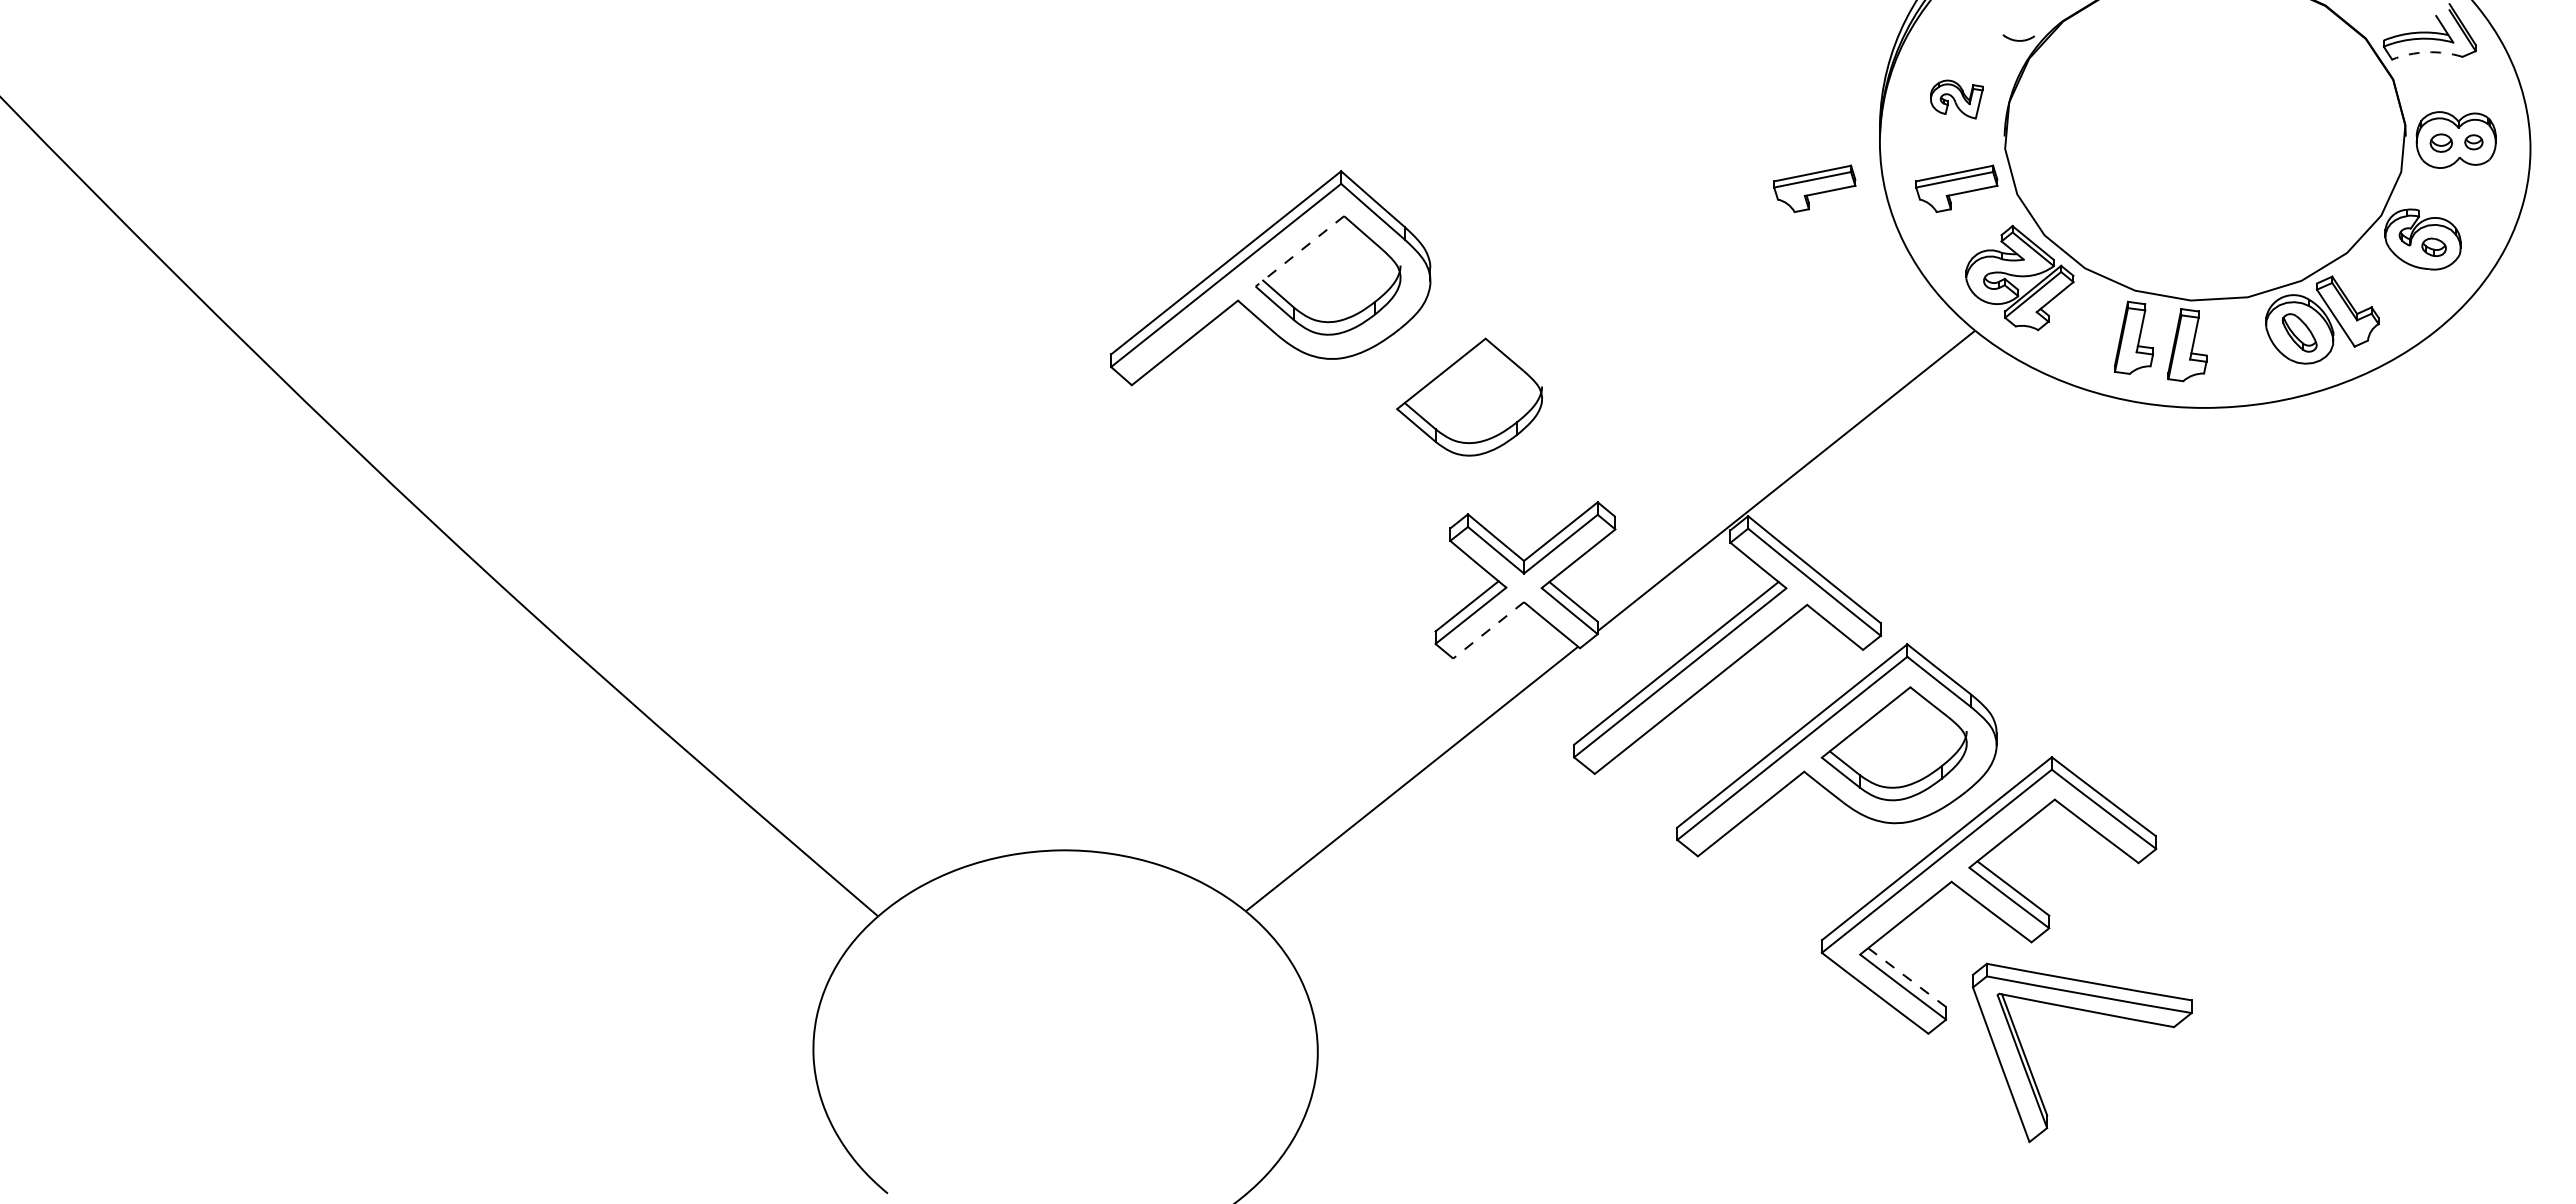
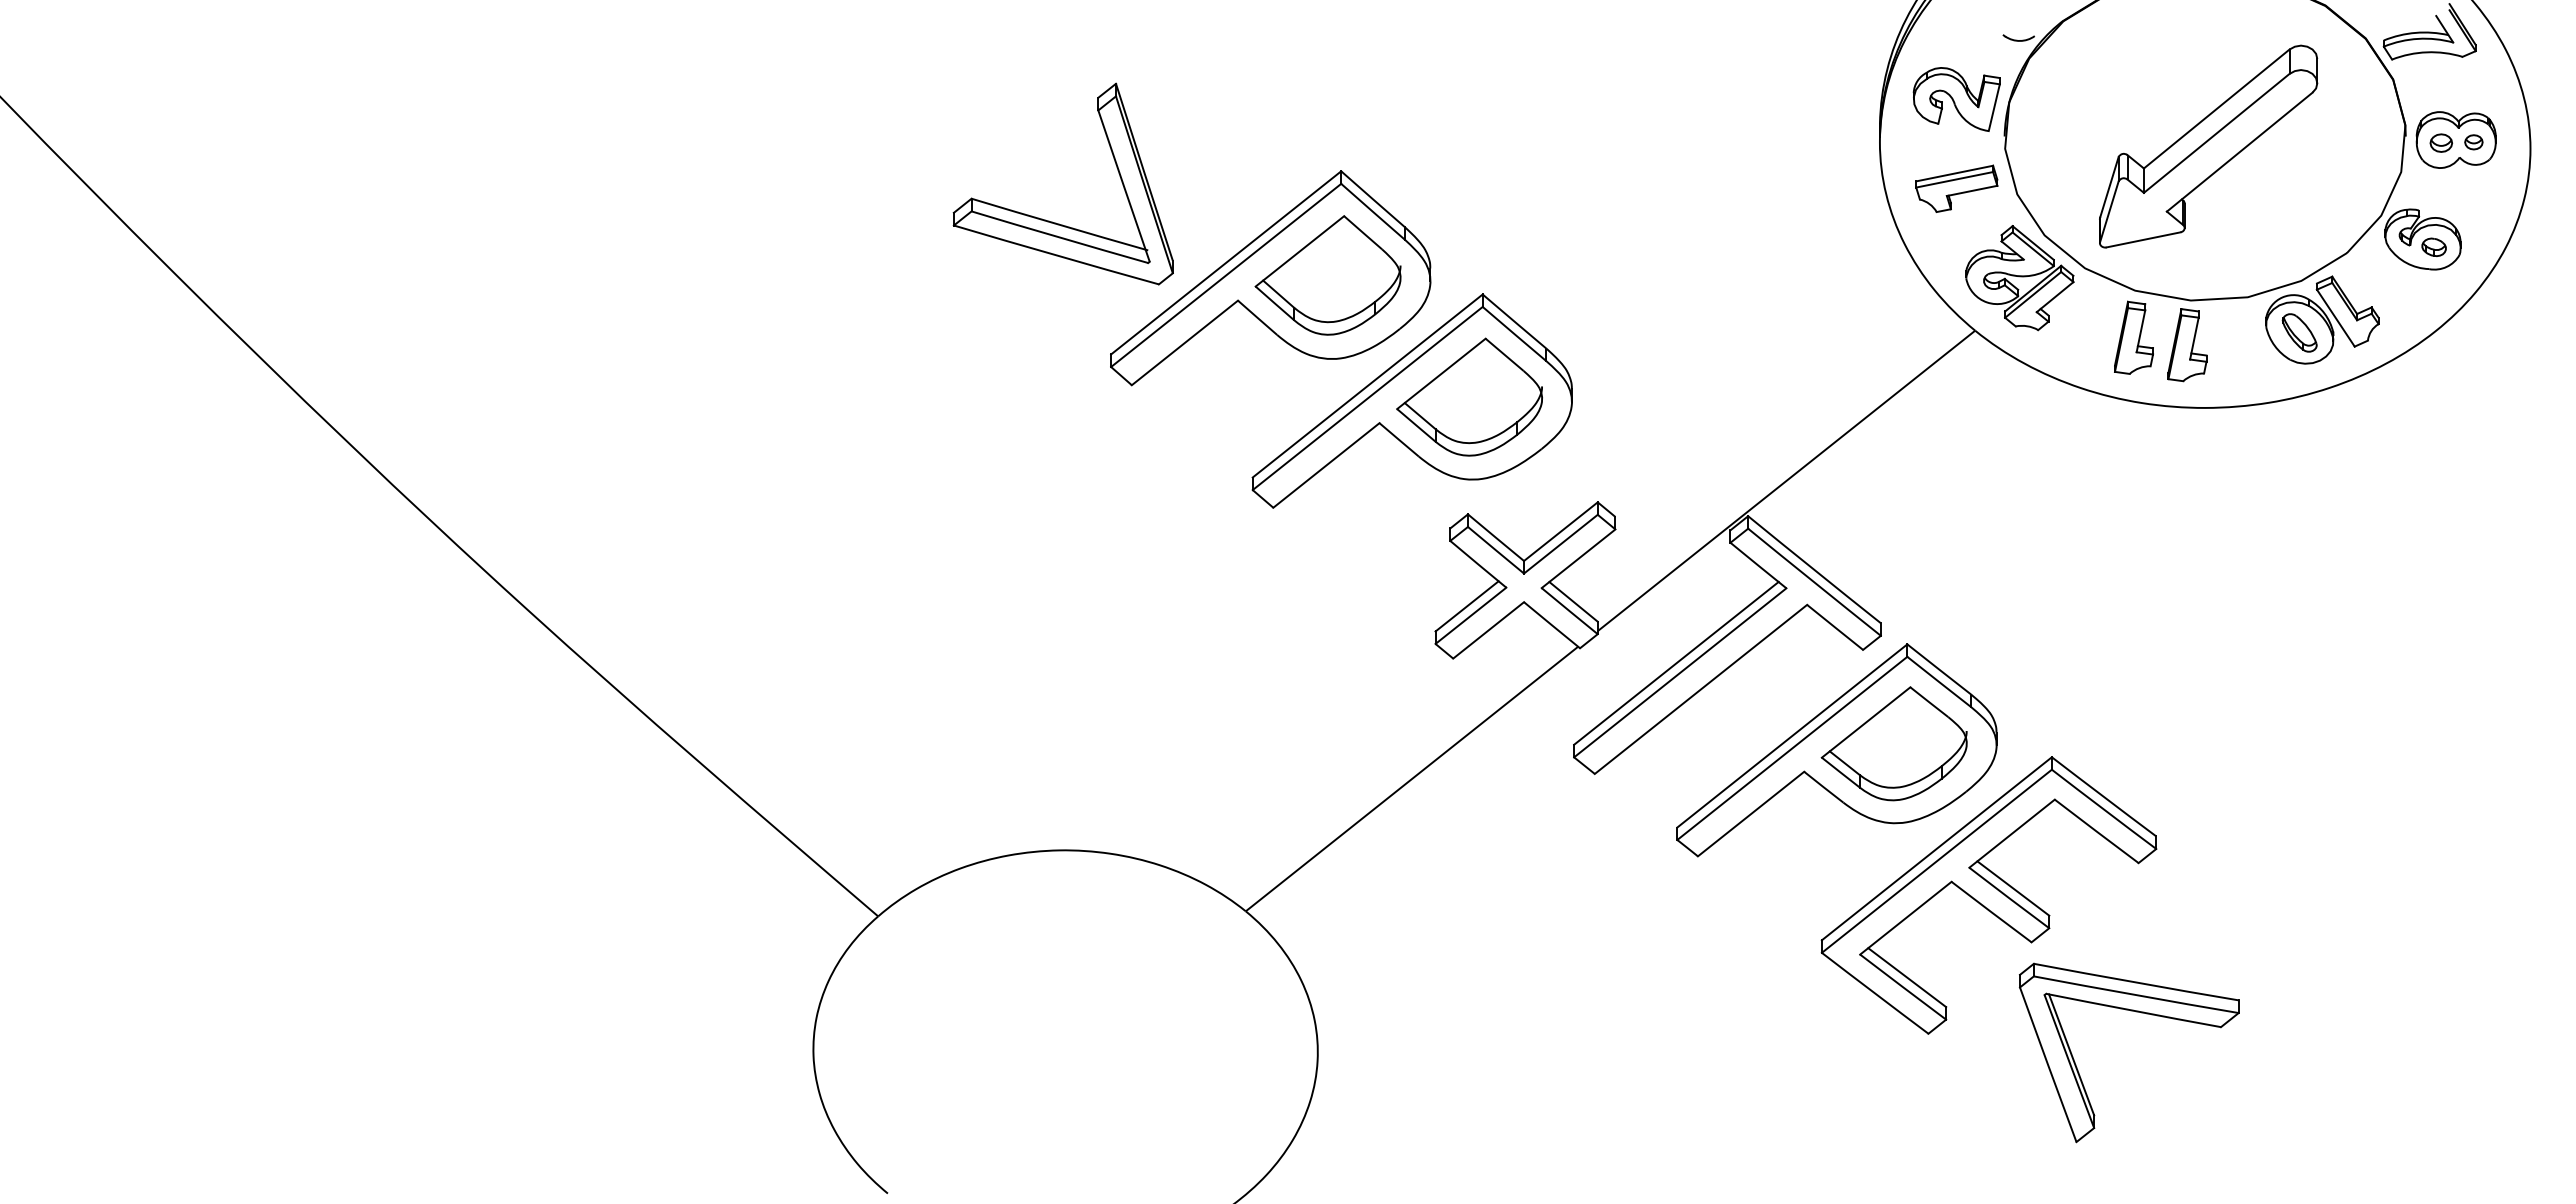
arc: dashed -> solid (2427, 52)
part size: 54x41 px -> 89x65 px (1956, 99)
part: none -> present (2208, 146)
part: present -> none (1814, 188)
part: none -> present (1049, 220)
line: dashed -> solid (1299, 251)
part: none -> present (1411, 400)
line: dashed -> solid (1488, 630)
line: dashed -> solid (1907, 977)
part position: (2089, 1012) -> (2136, 1012) (2136, 1012)
